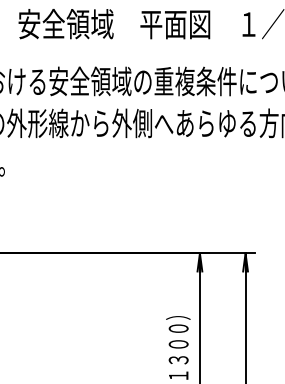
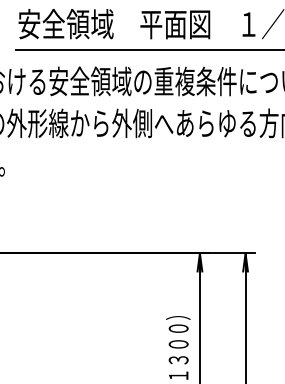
line: none -> present (148, 49)
